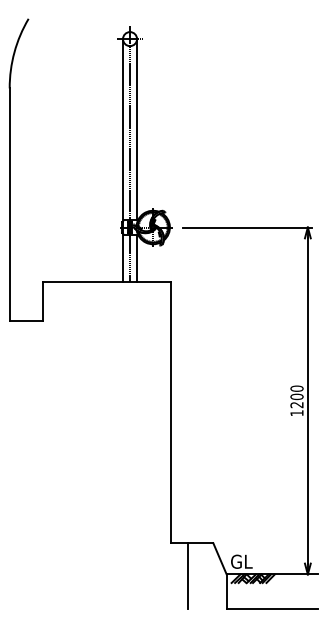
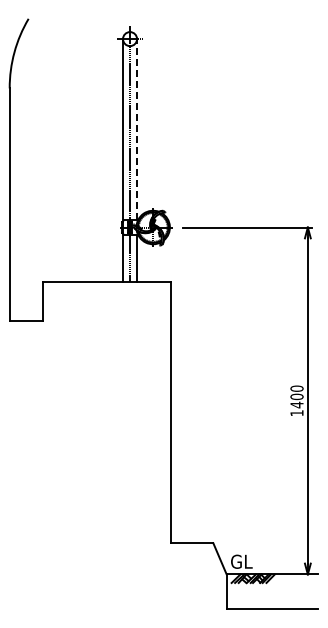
line: solid -> dashed (137, 129)
text: 1200 -> 1400 (296, 404)
line: present -> none (187, 576)
